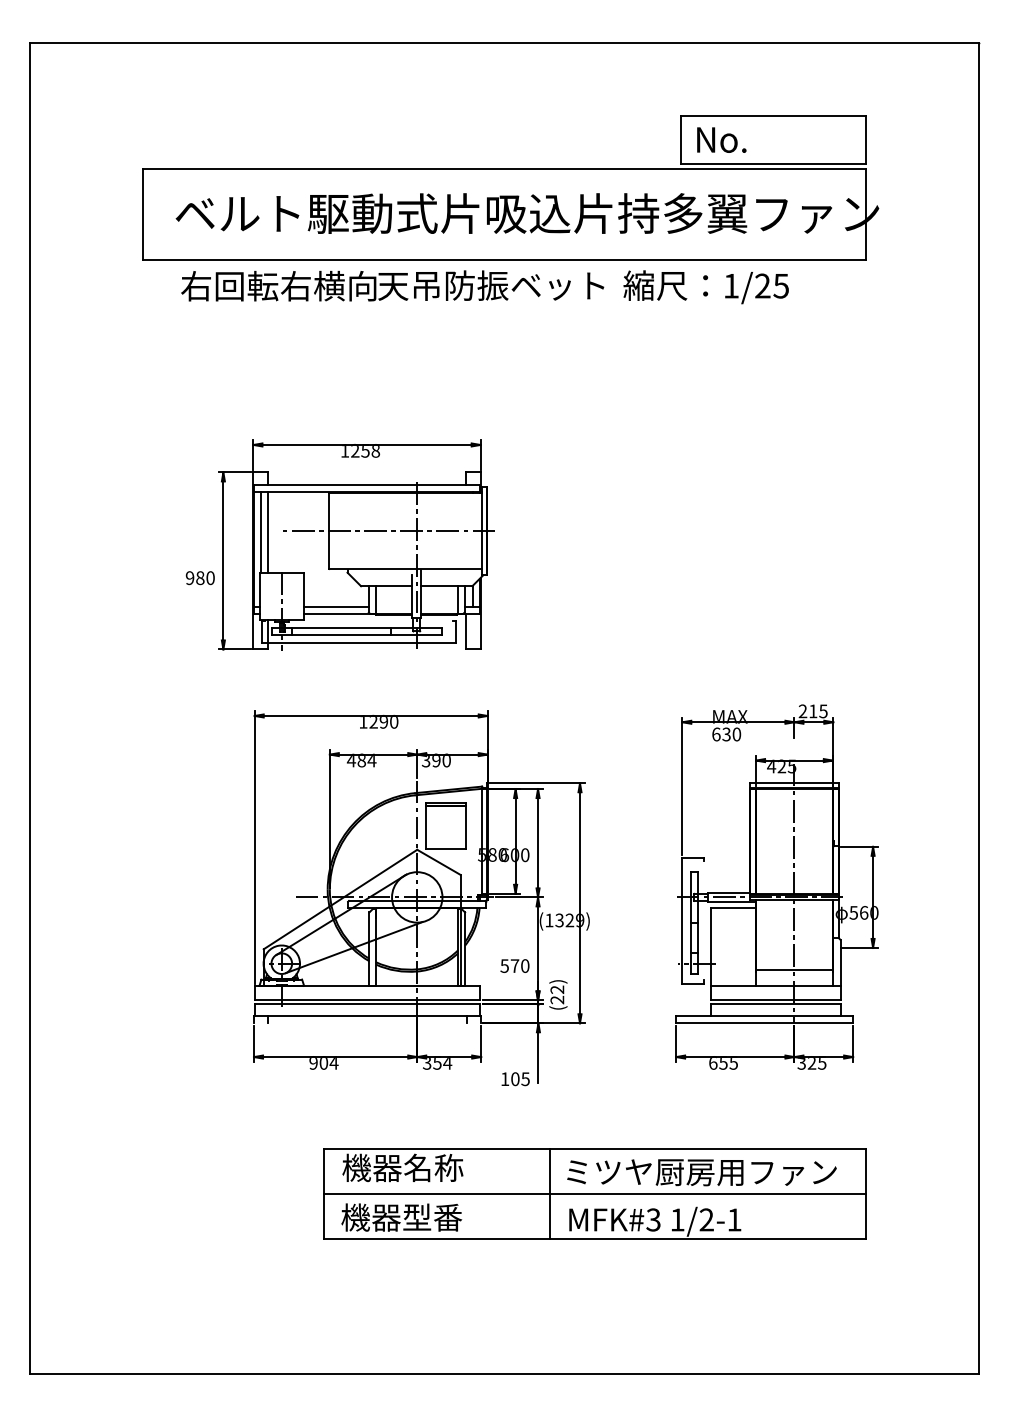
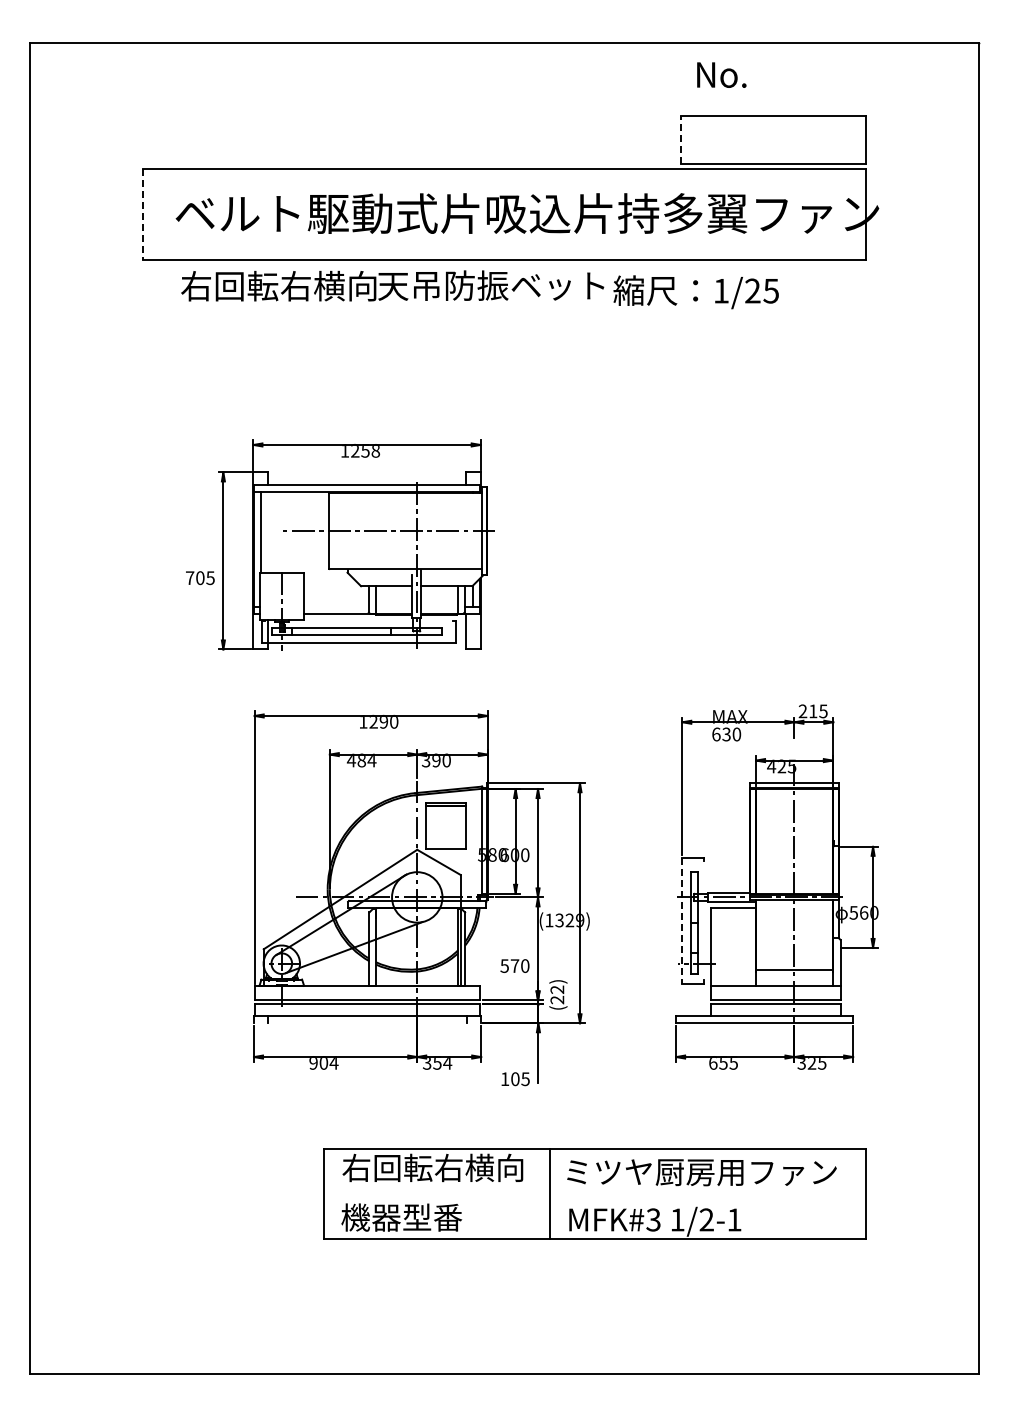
text position: (721, 139) -> (721, 74) (721, 74)
line: solid -> dashed (680, 140)
line: solid -> dashed (143, 214)
text position: (705, 287) -> (695, 292) (695, 292)
line: present -> none (267, 532)
text: 980 -> 705 (199, 578)
line: present -> none (335, 607)
line: solid -> dashed (682, 921)
text: 機器名称 -> 右回転右横向 (432, 1167)
line: present -> none (594, 1193)
